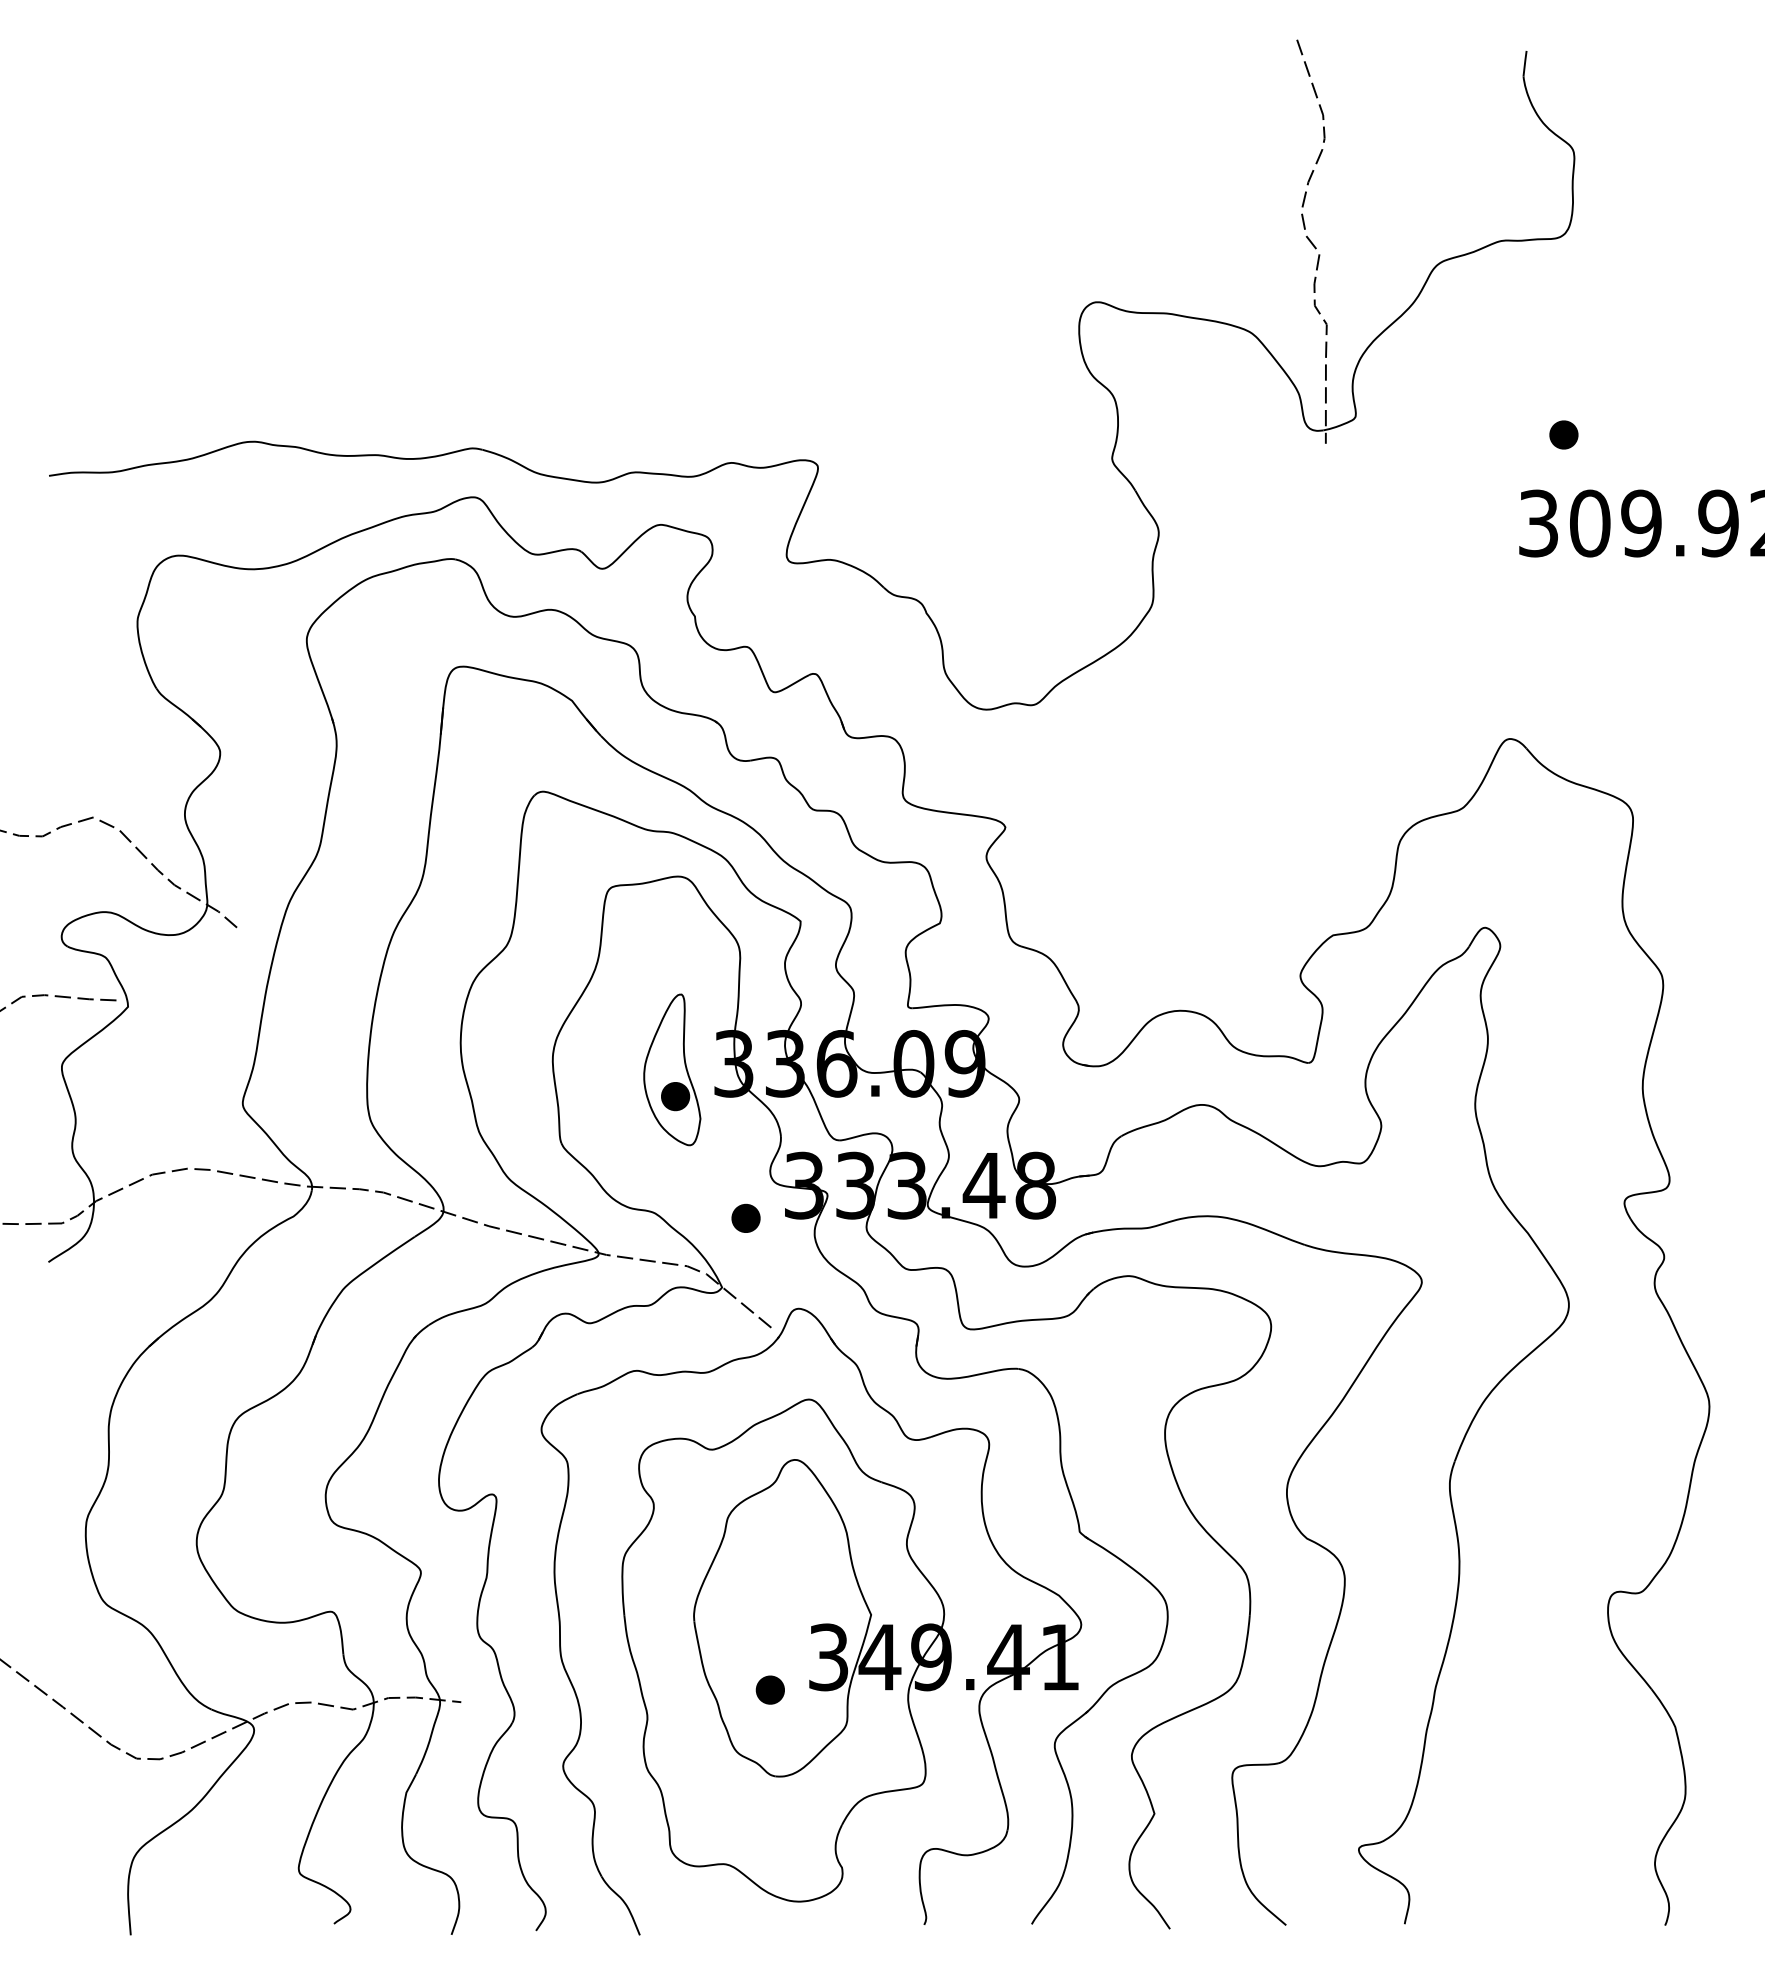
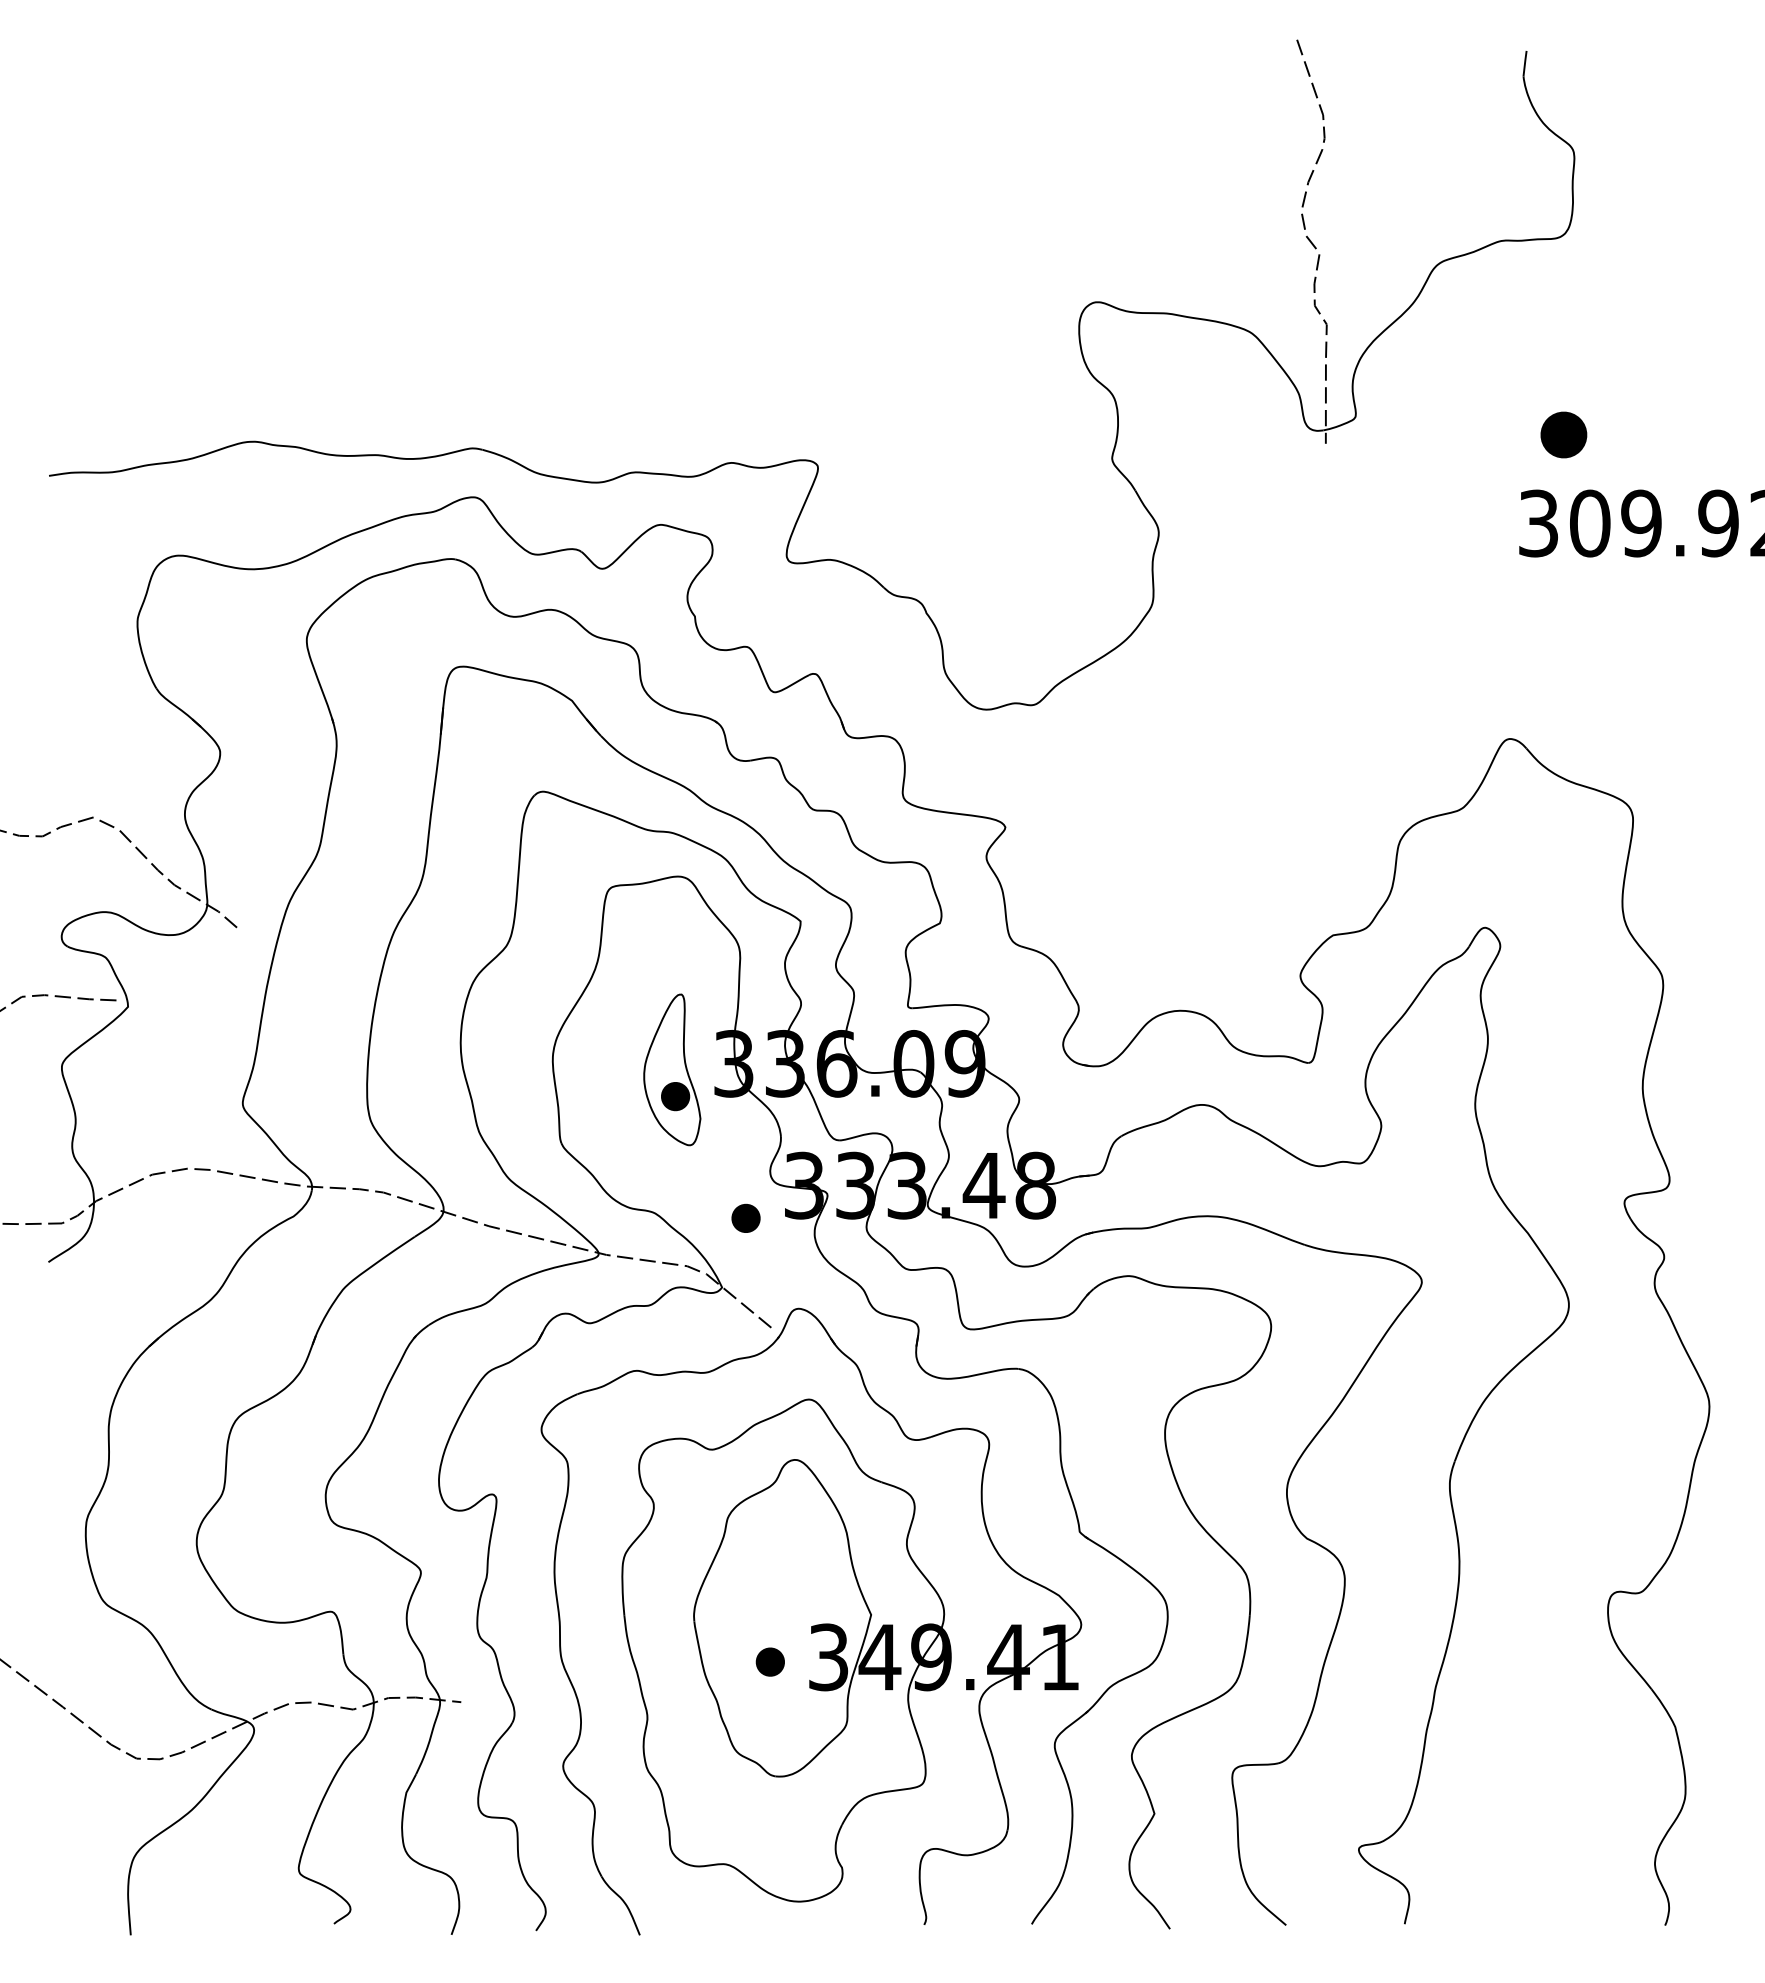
part size: 30x30 px -> 48x48 px (1563, 434)
part position: (769, 1689) -> (769, 1661) (769, 1661)
